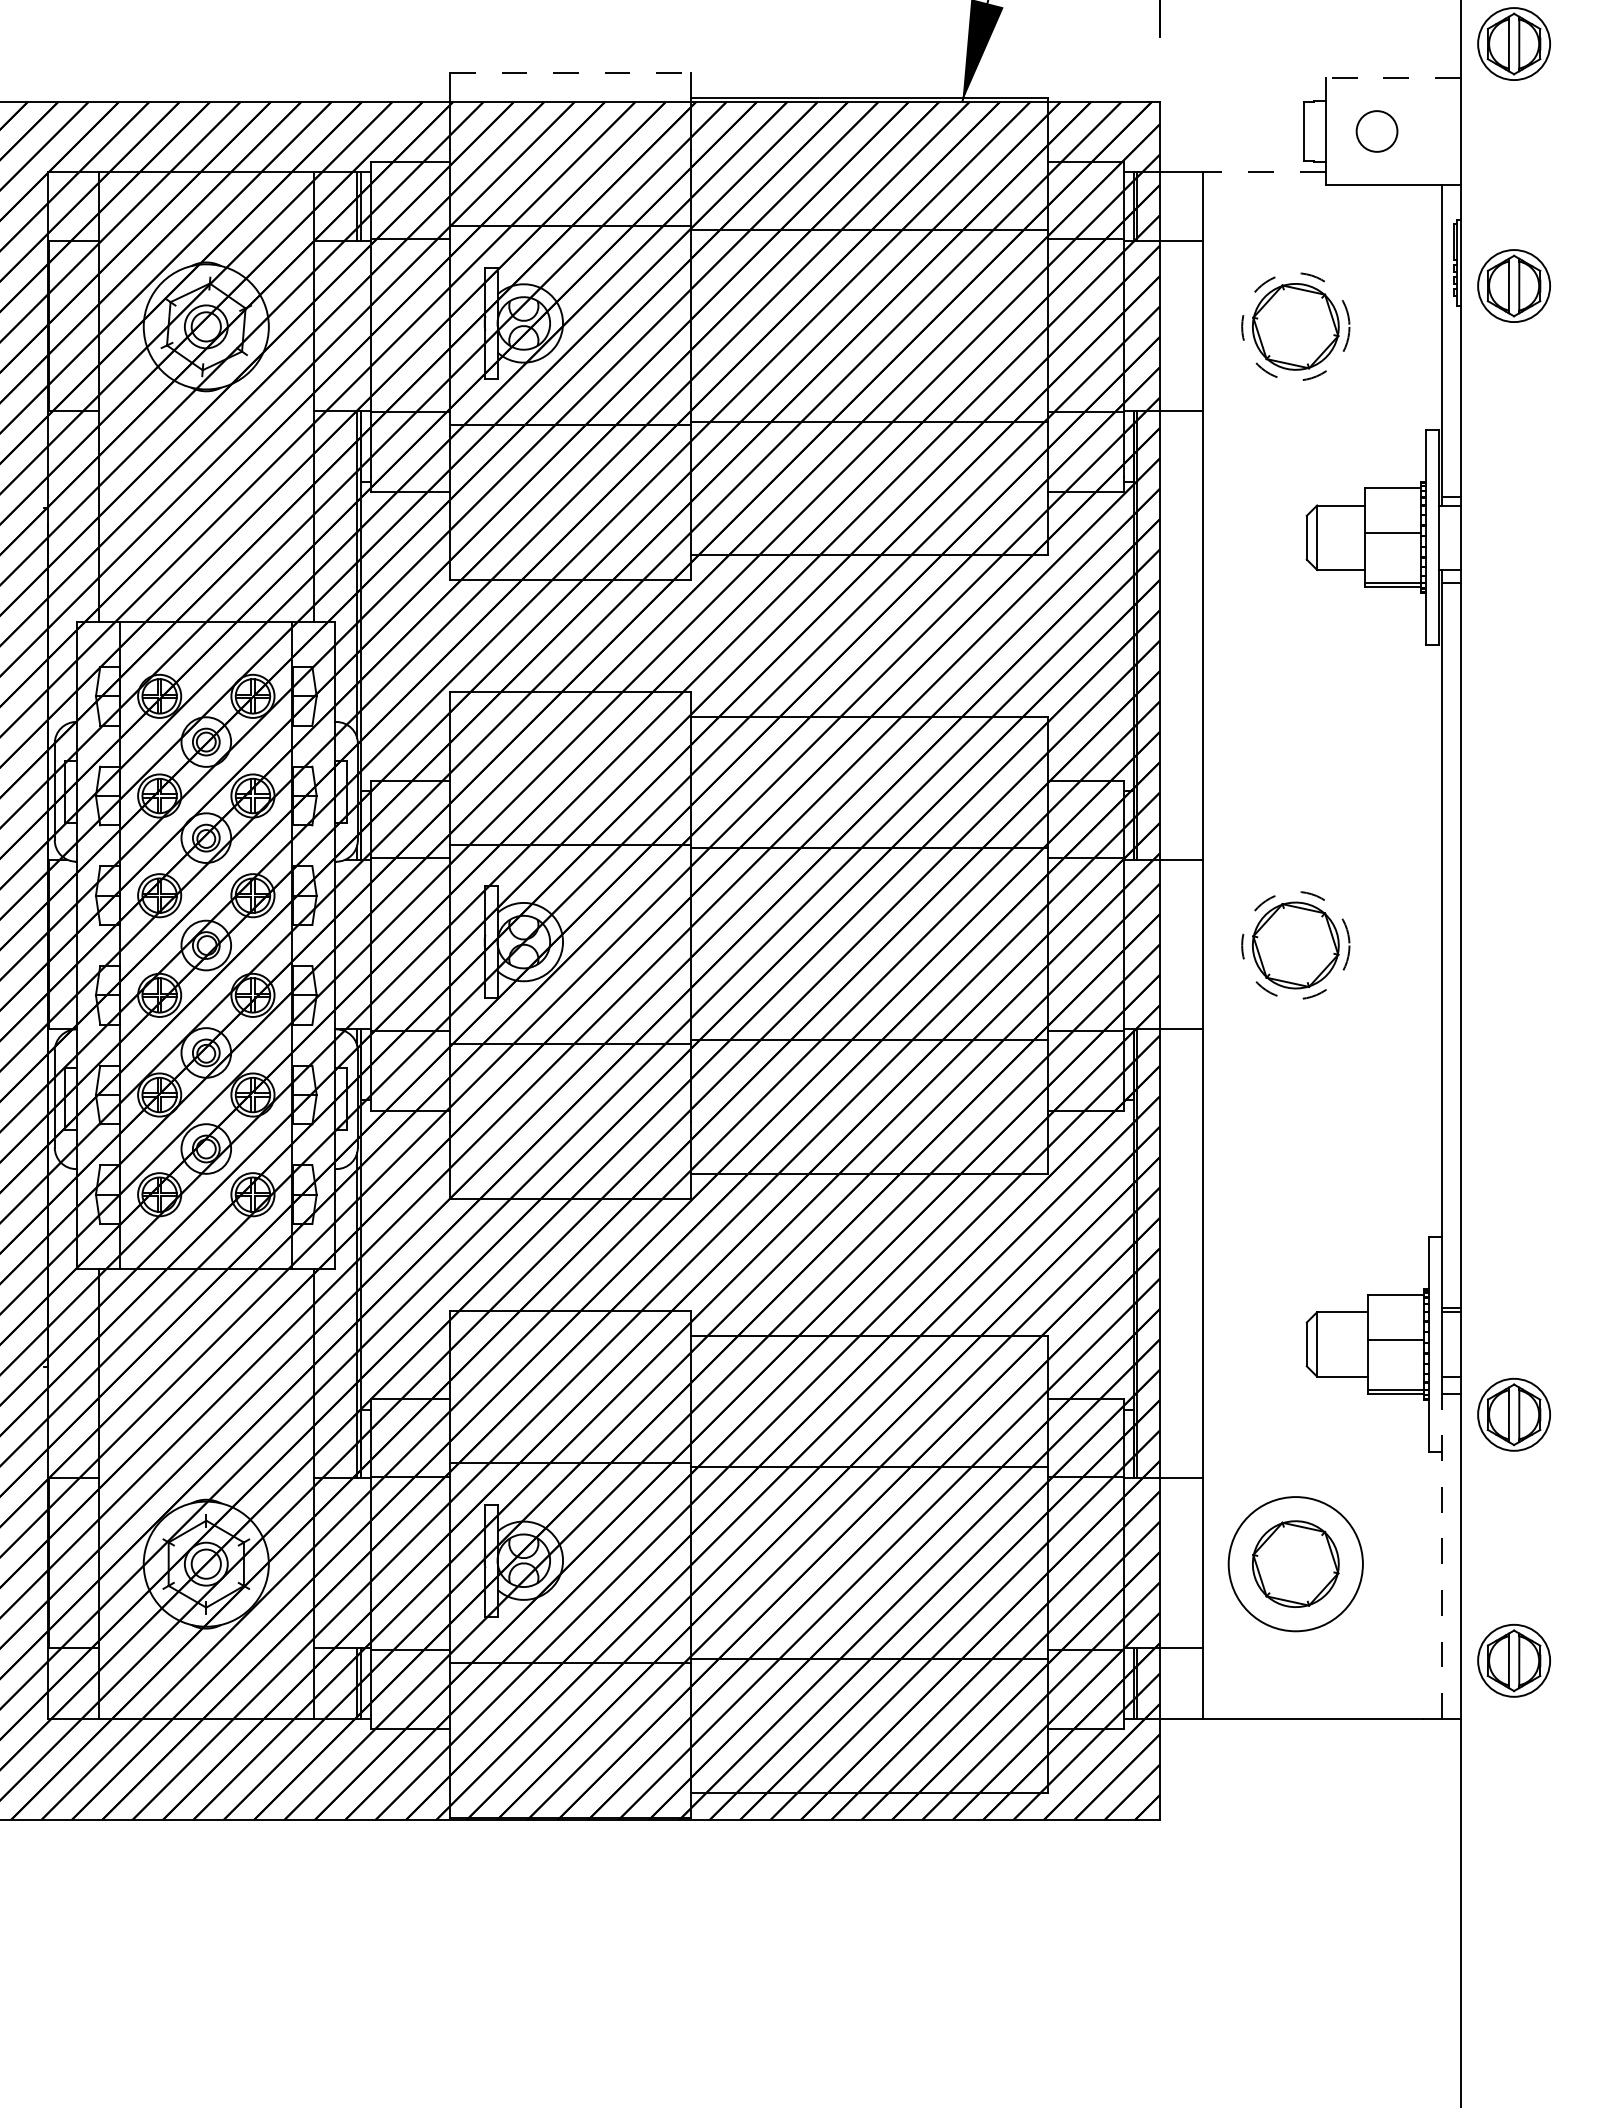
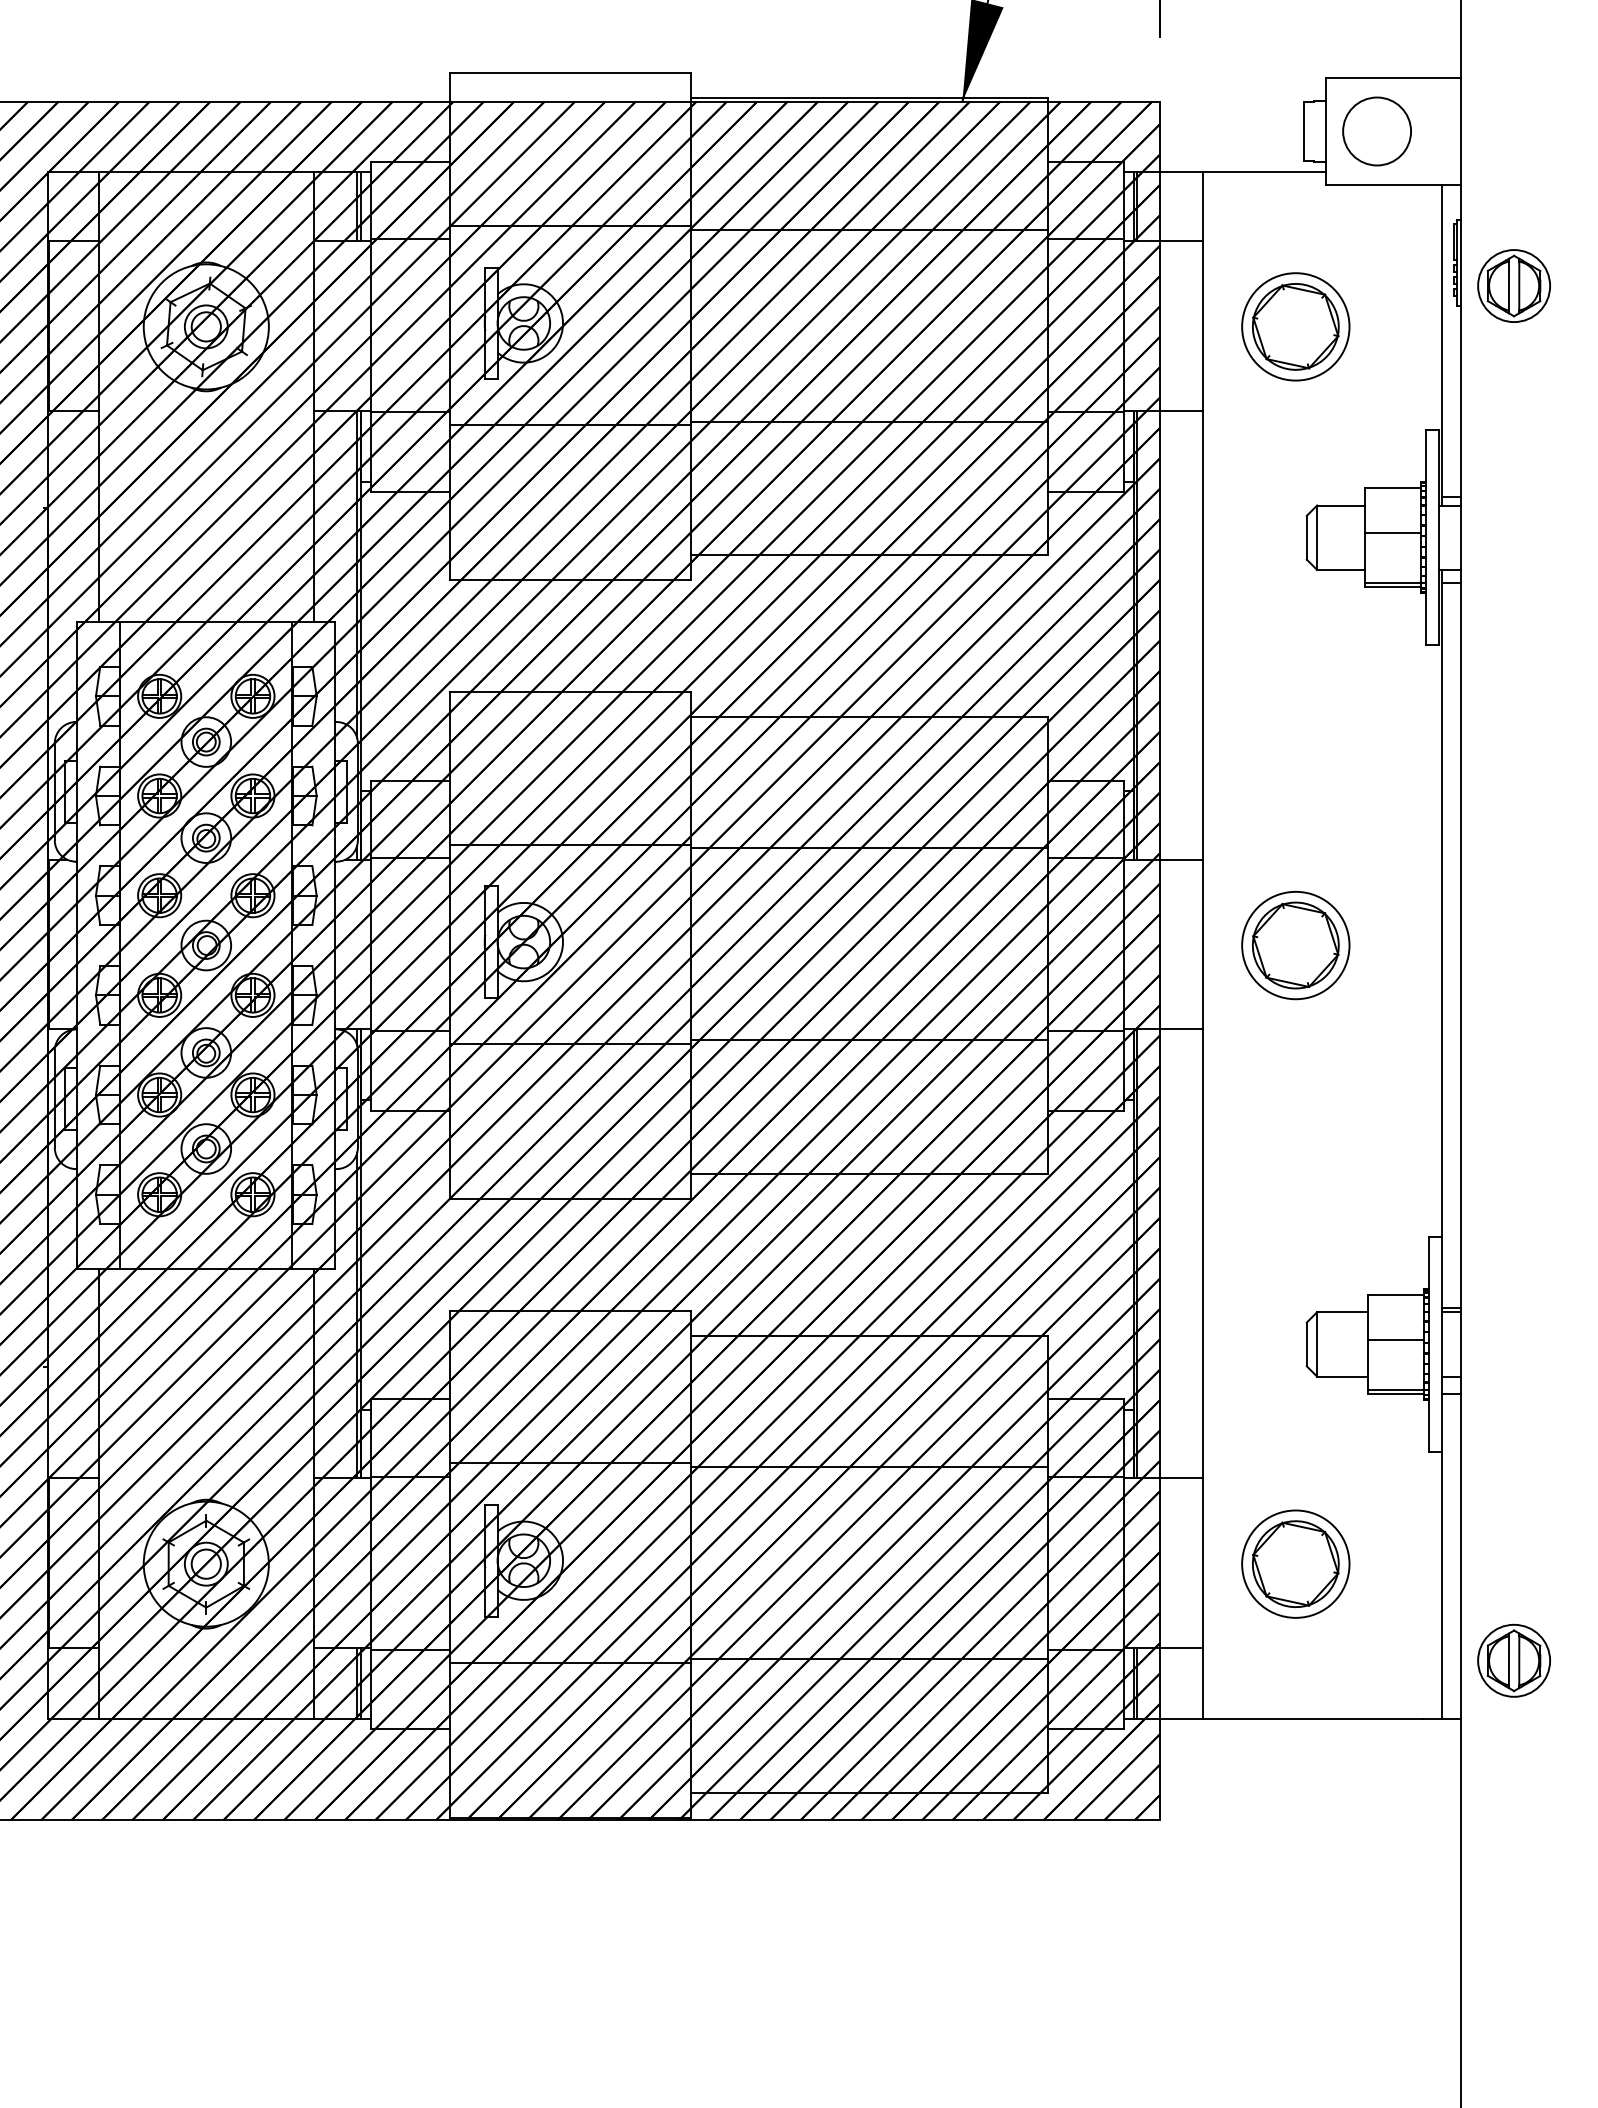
part: present -> none (1513, 43)
line: dashed -> solid (570, 73)
line: dashed -> solid (1393, 77)
circle size: 44x43 px -> 70x71 px (1376, 131)
line: dashed -> solid (1263, 172)
circle: dashed -> solid (1295, 326)
circle: dashed -> solid (1295, 945)
part: present -> none (1513, 1414)
line: dashed -> solid (1441, 1555)
circle diameter: 134 px -> 107 px (1295, 1563)
